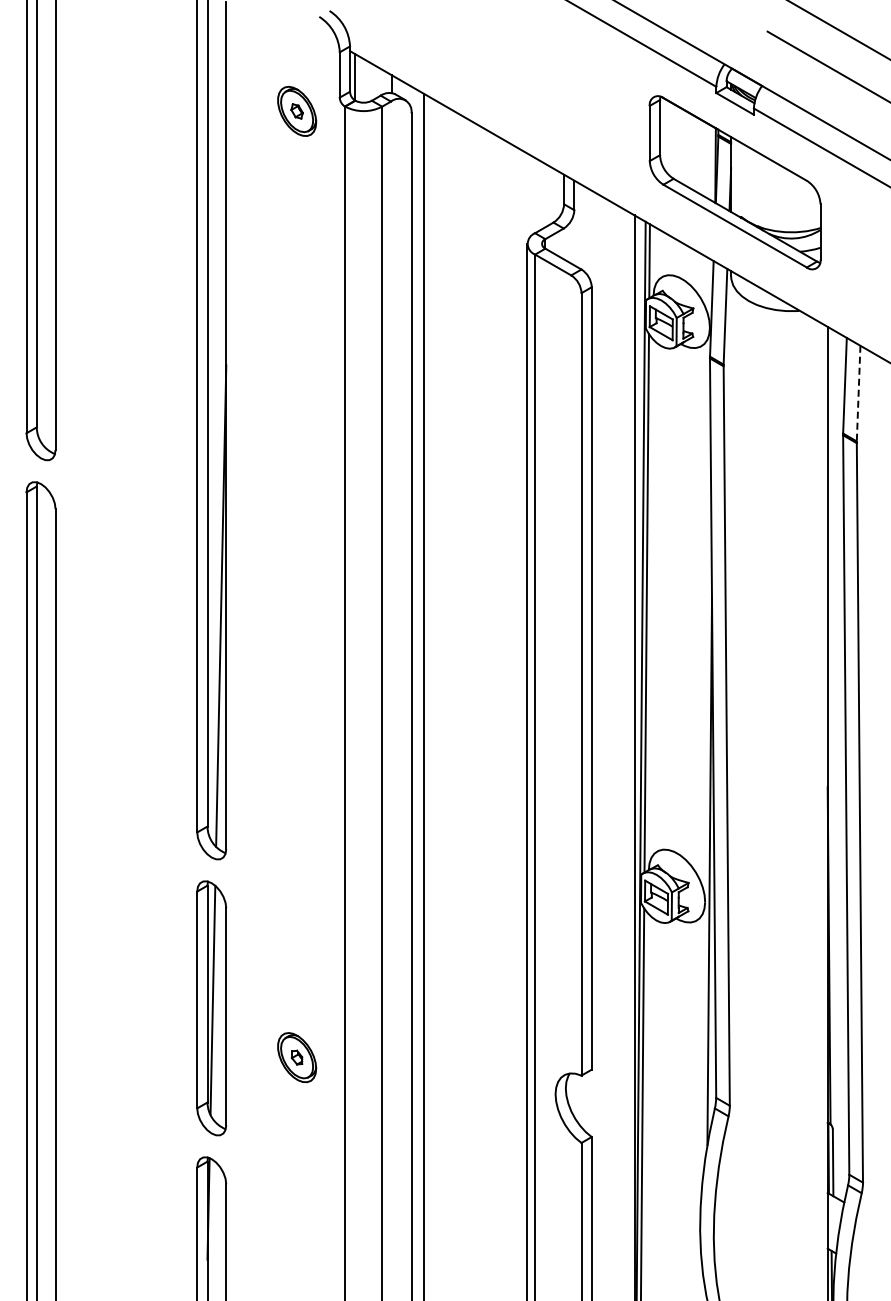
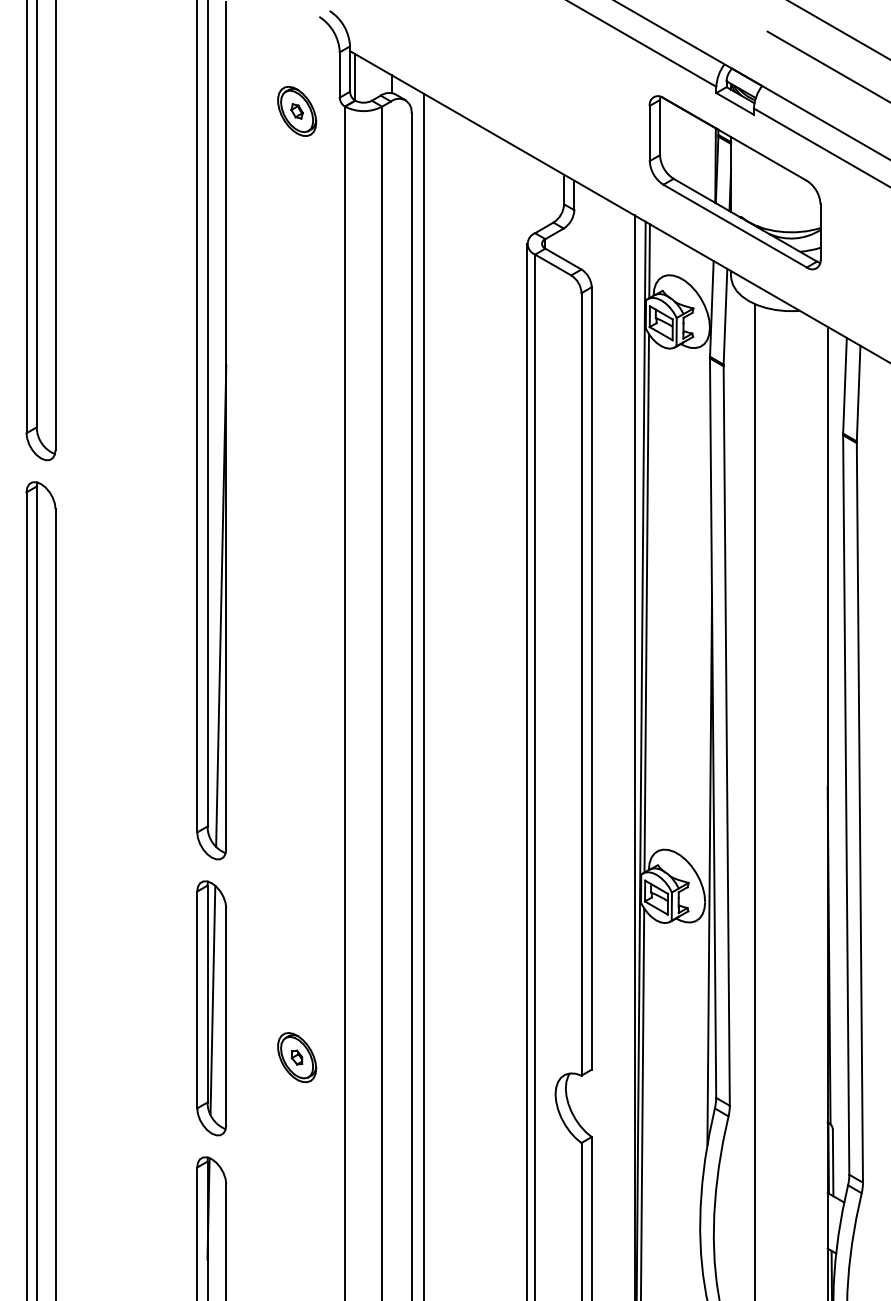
line: dashed -> solid (858, 393)
line: none -> present (755, 800)
